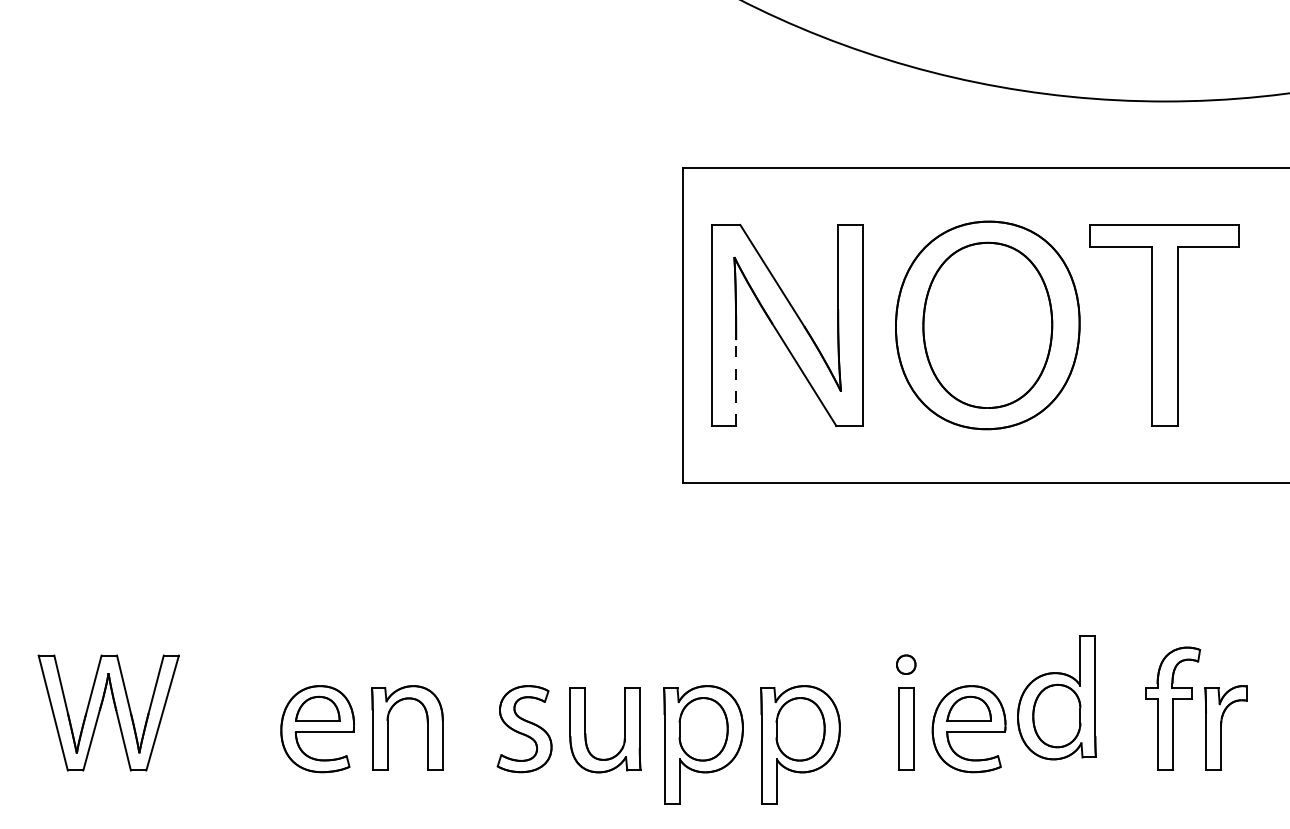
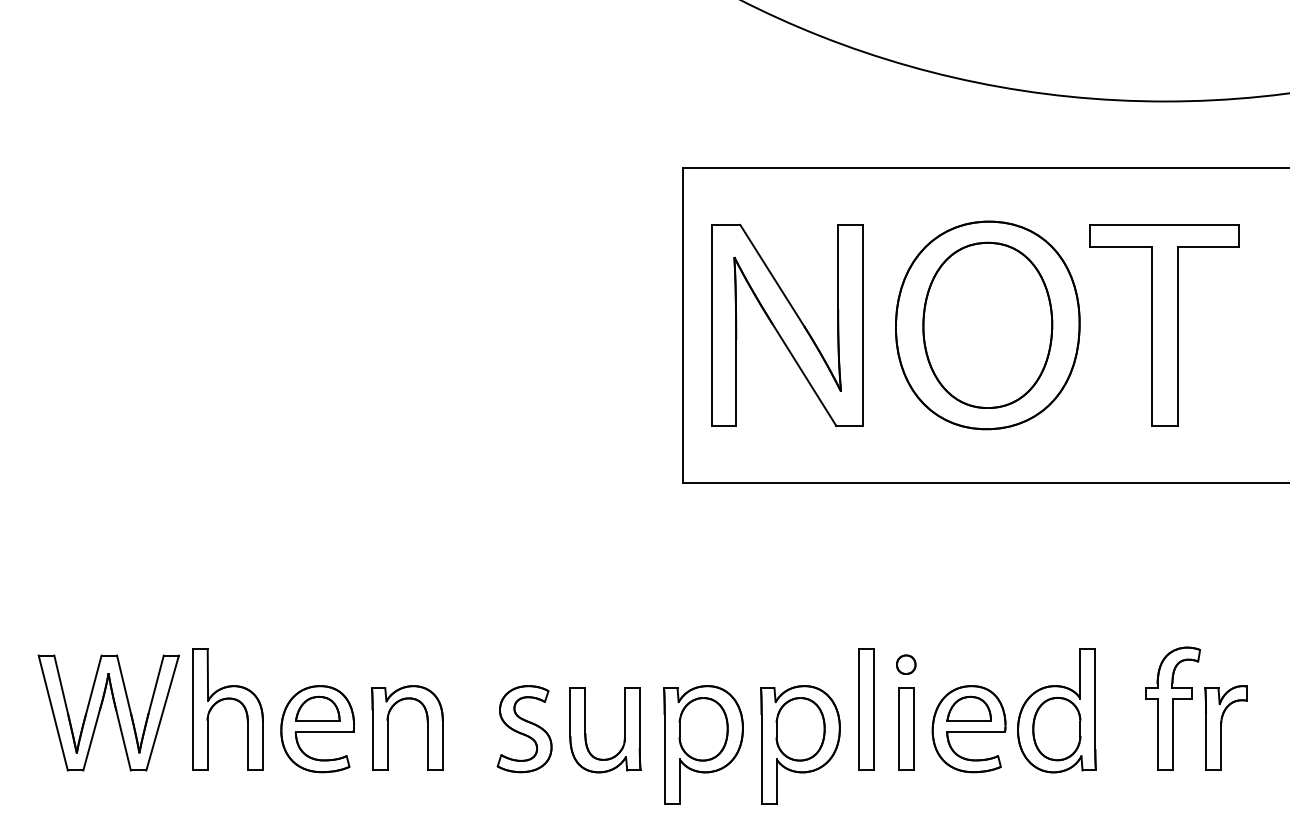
line: dashed -> solid (736, 383)
part position: (1056, 697) -> (1056, 710) (1056, 710)
part: none -> present (223, 700)
part: none -> present (866, 709)
